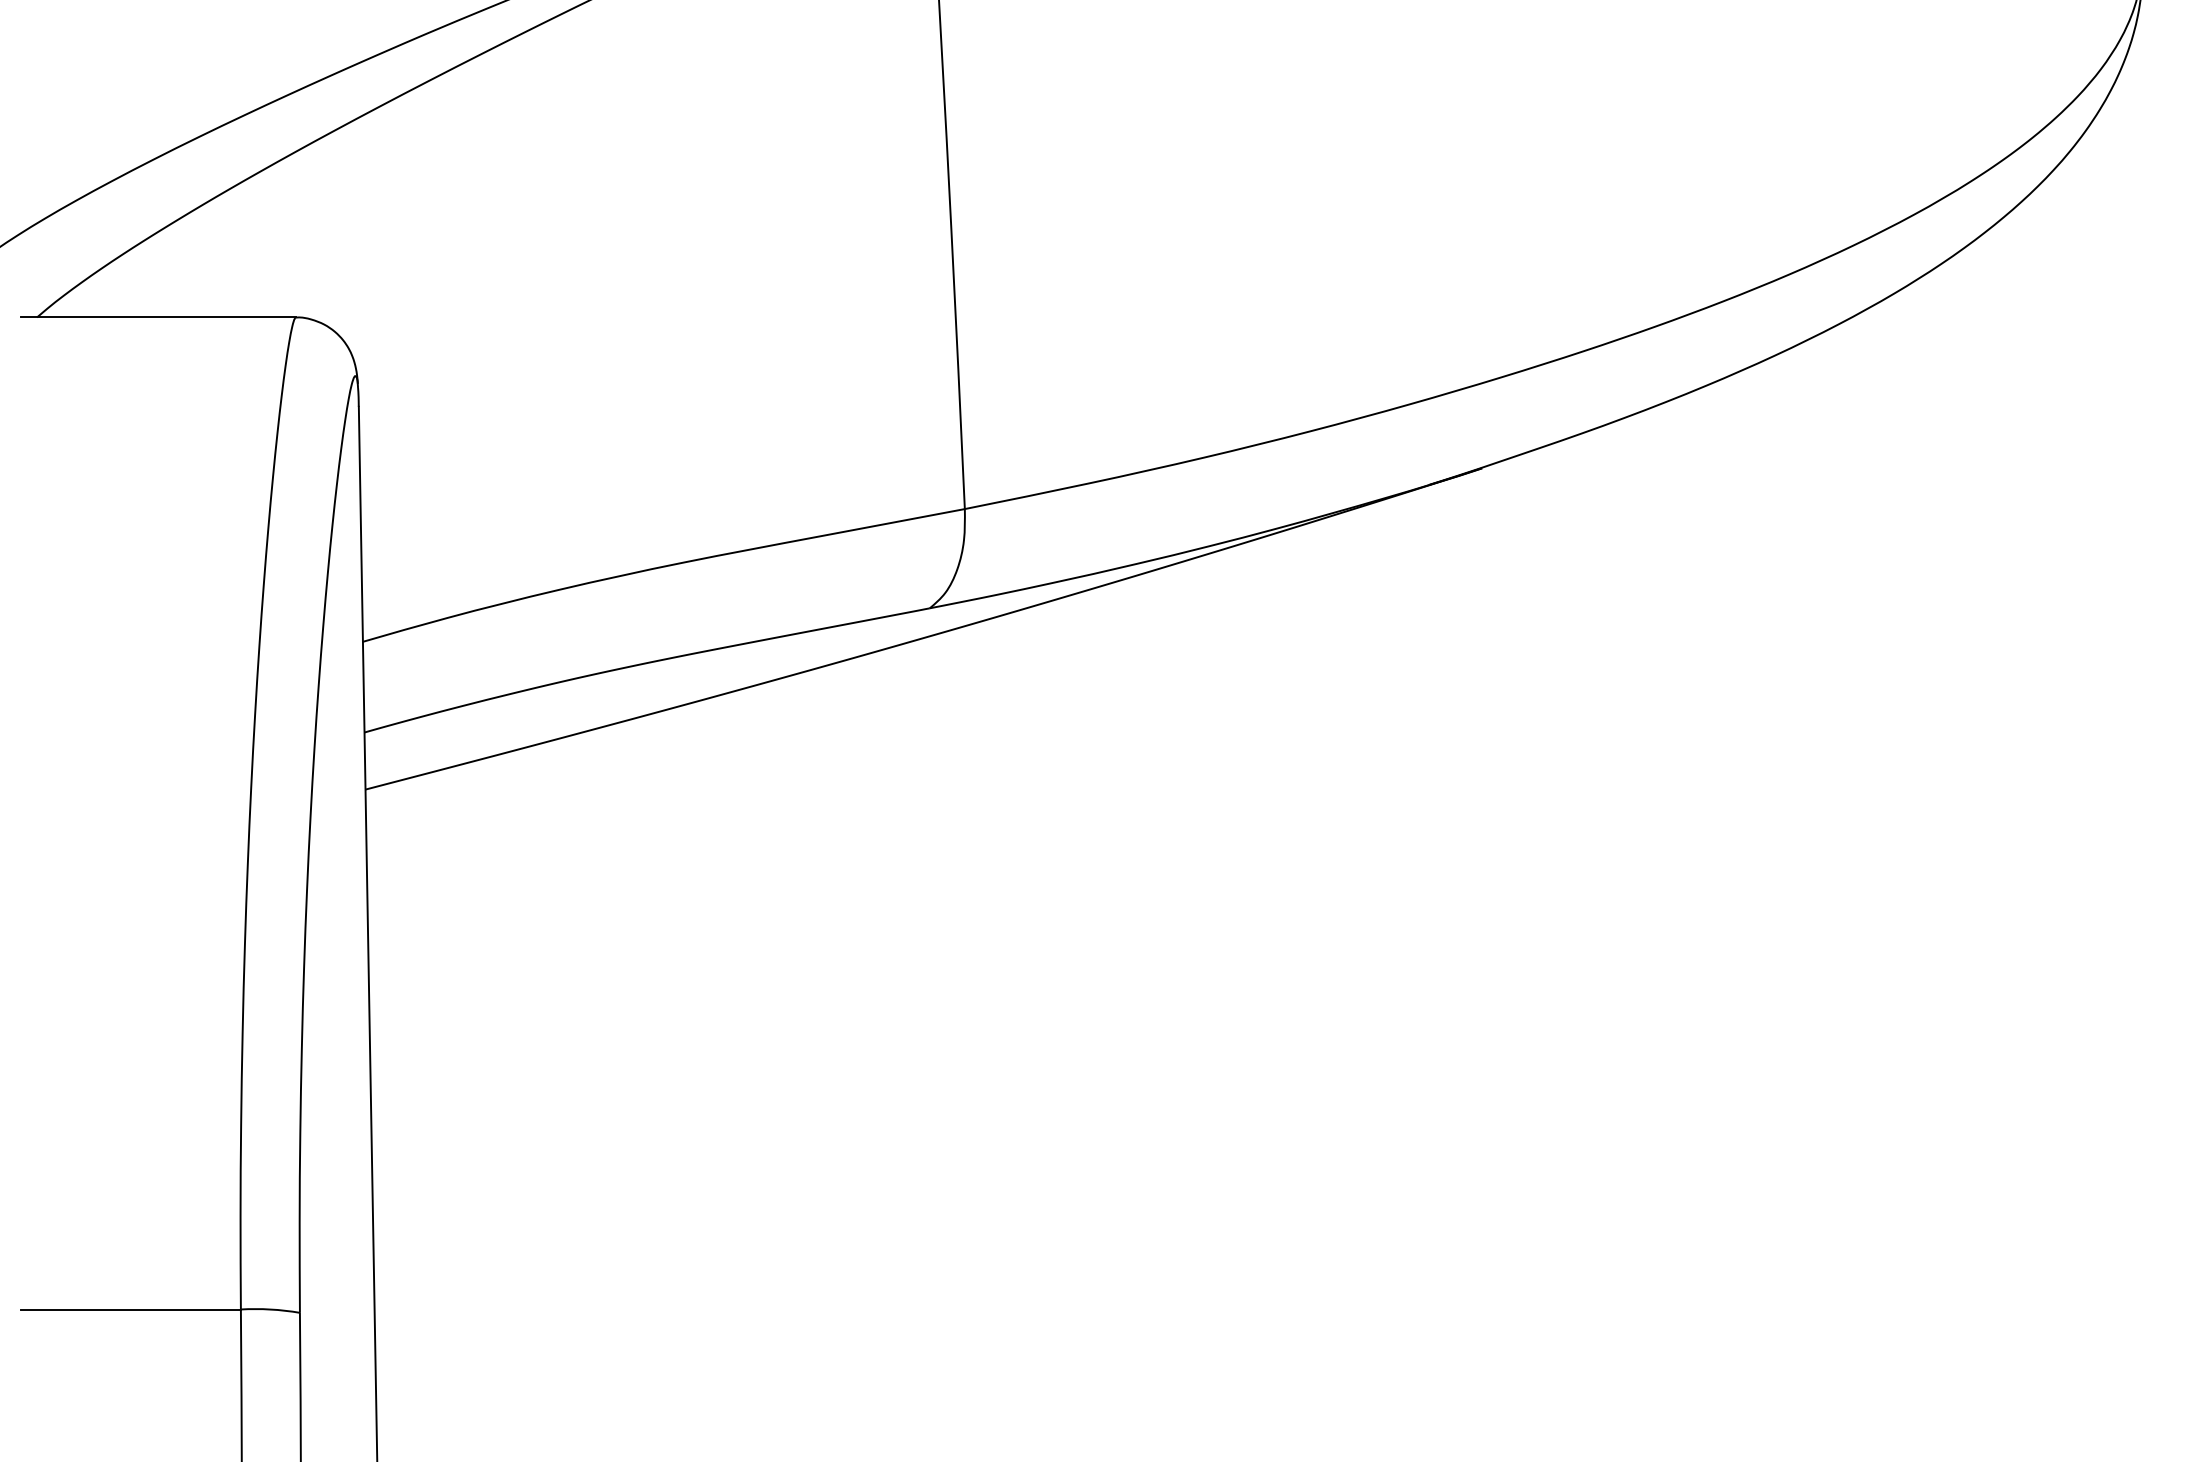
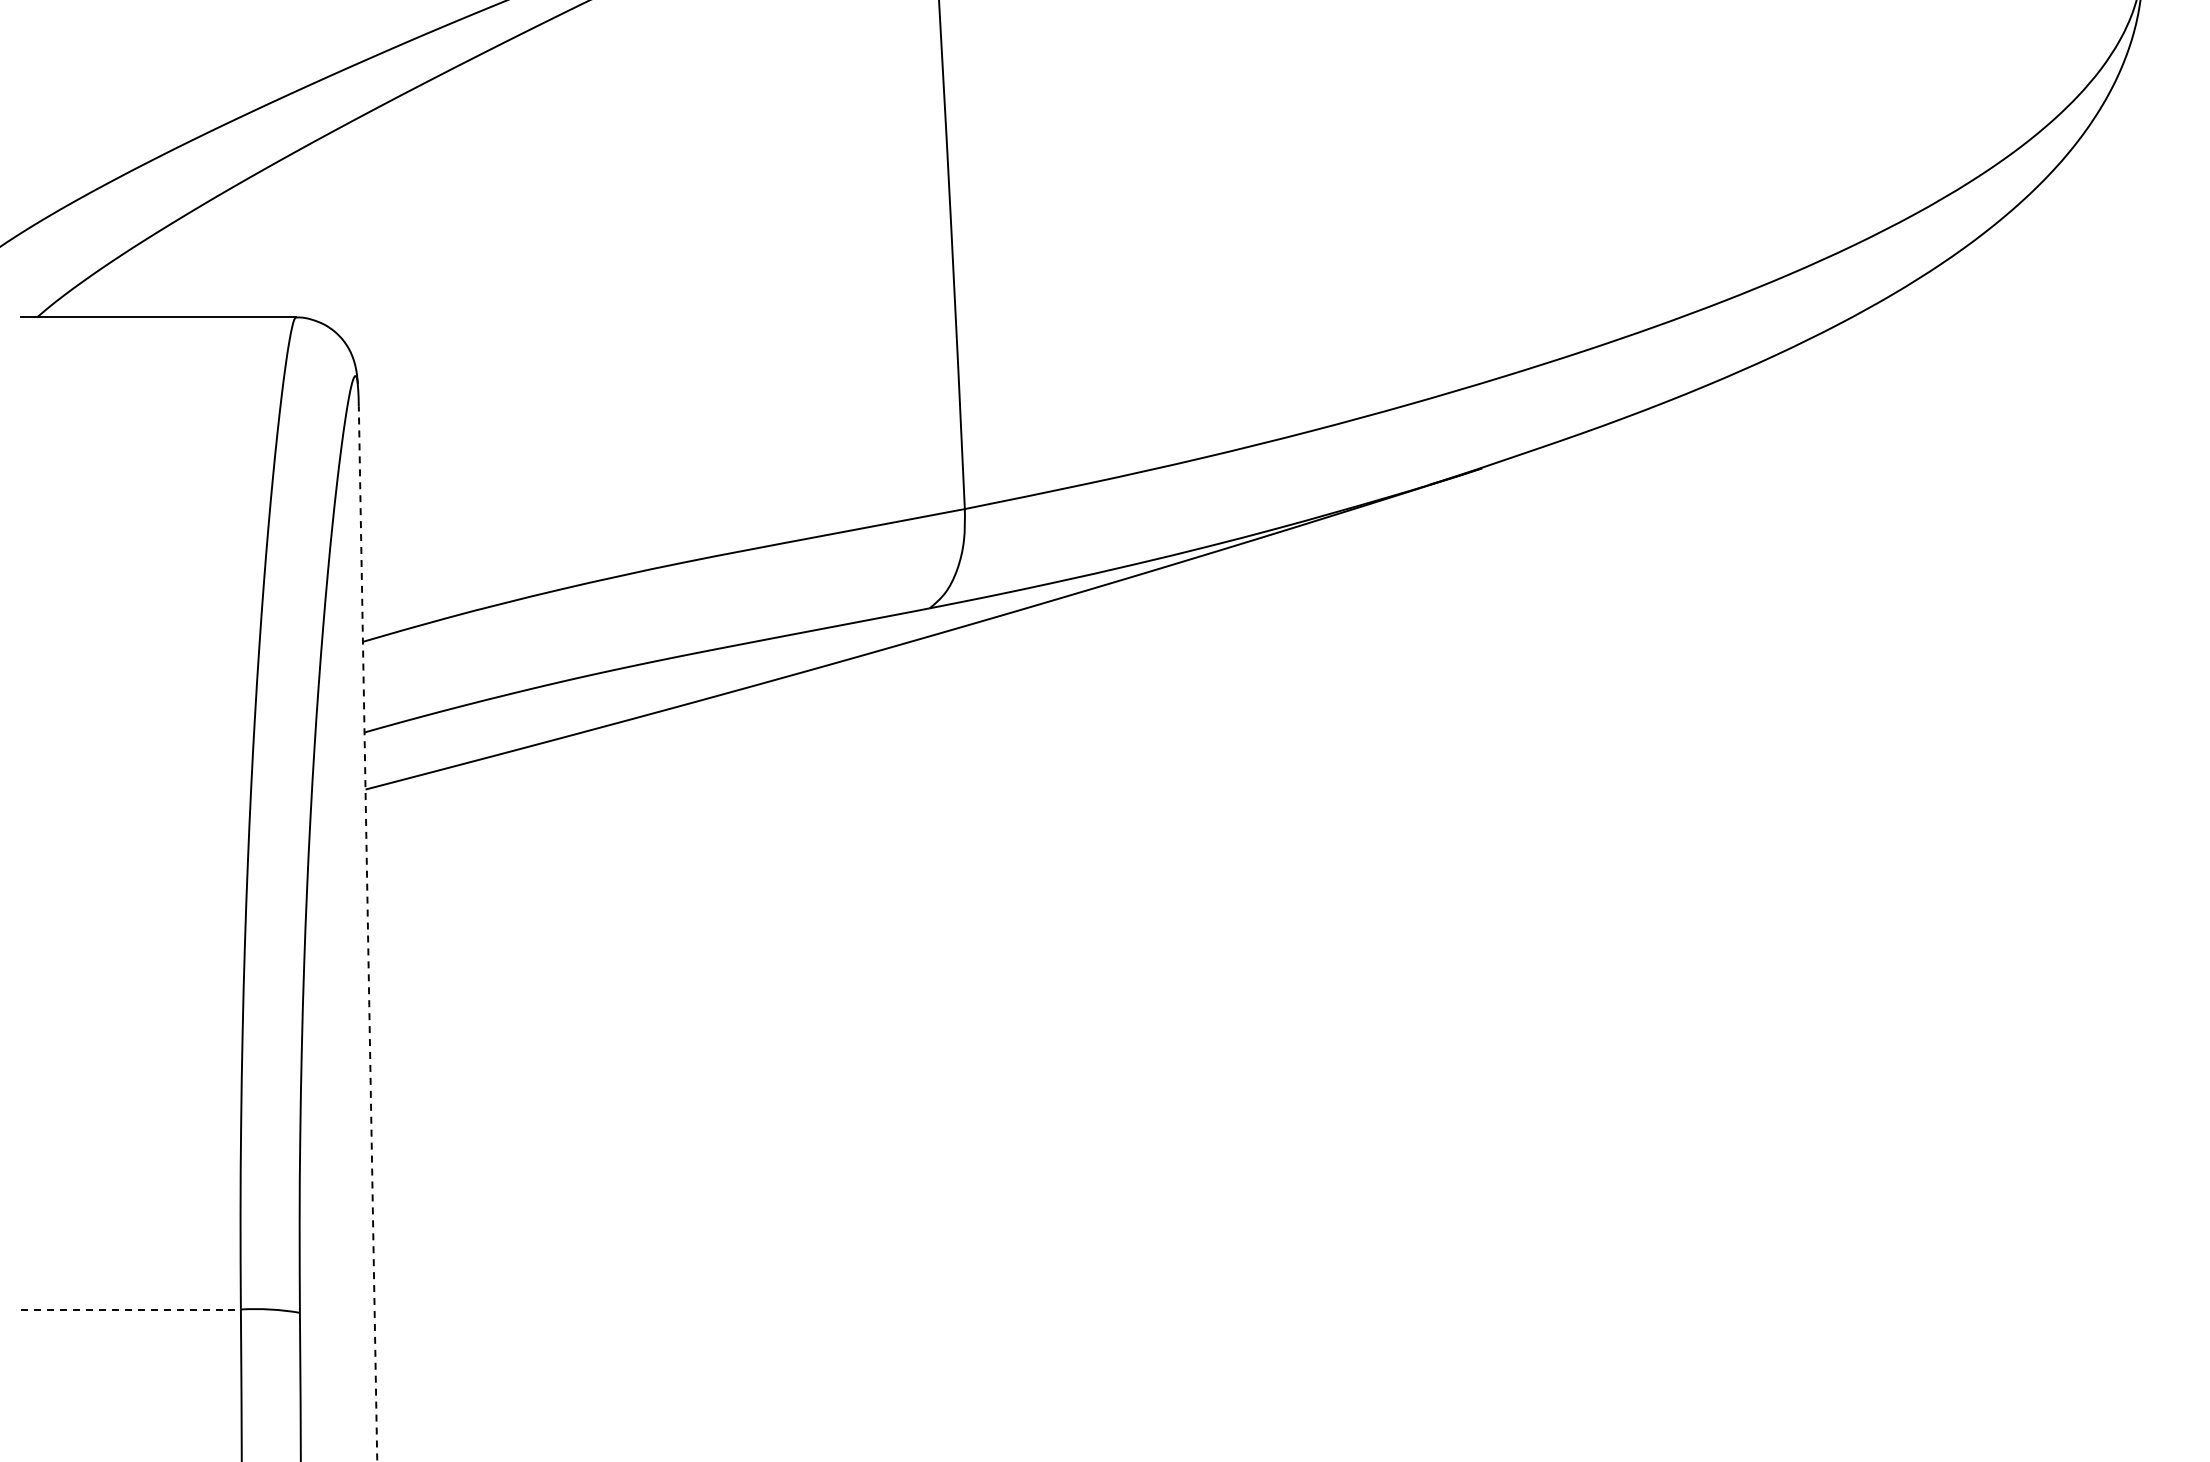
line: solid -> dashed (368, 933)
line: solid -> dashed (131, 1309)
